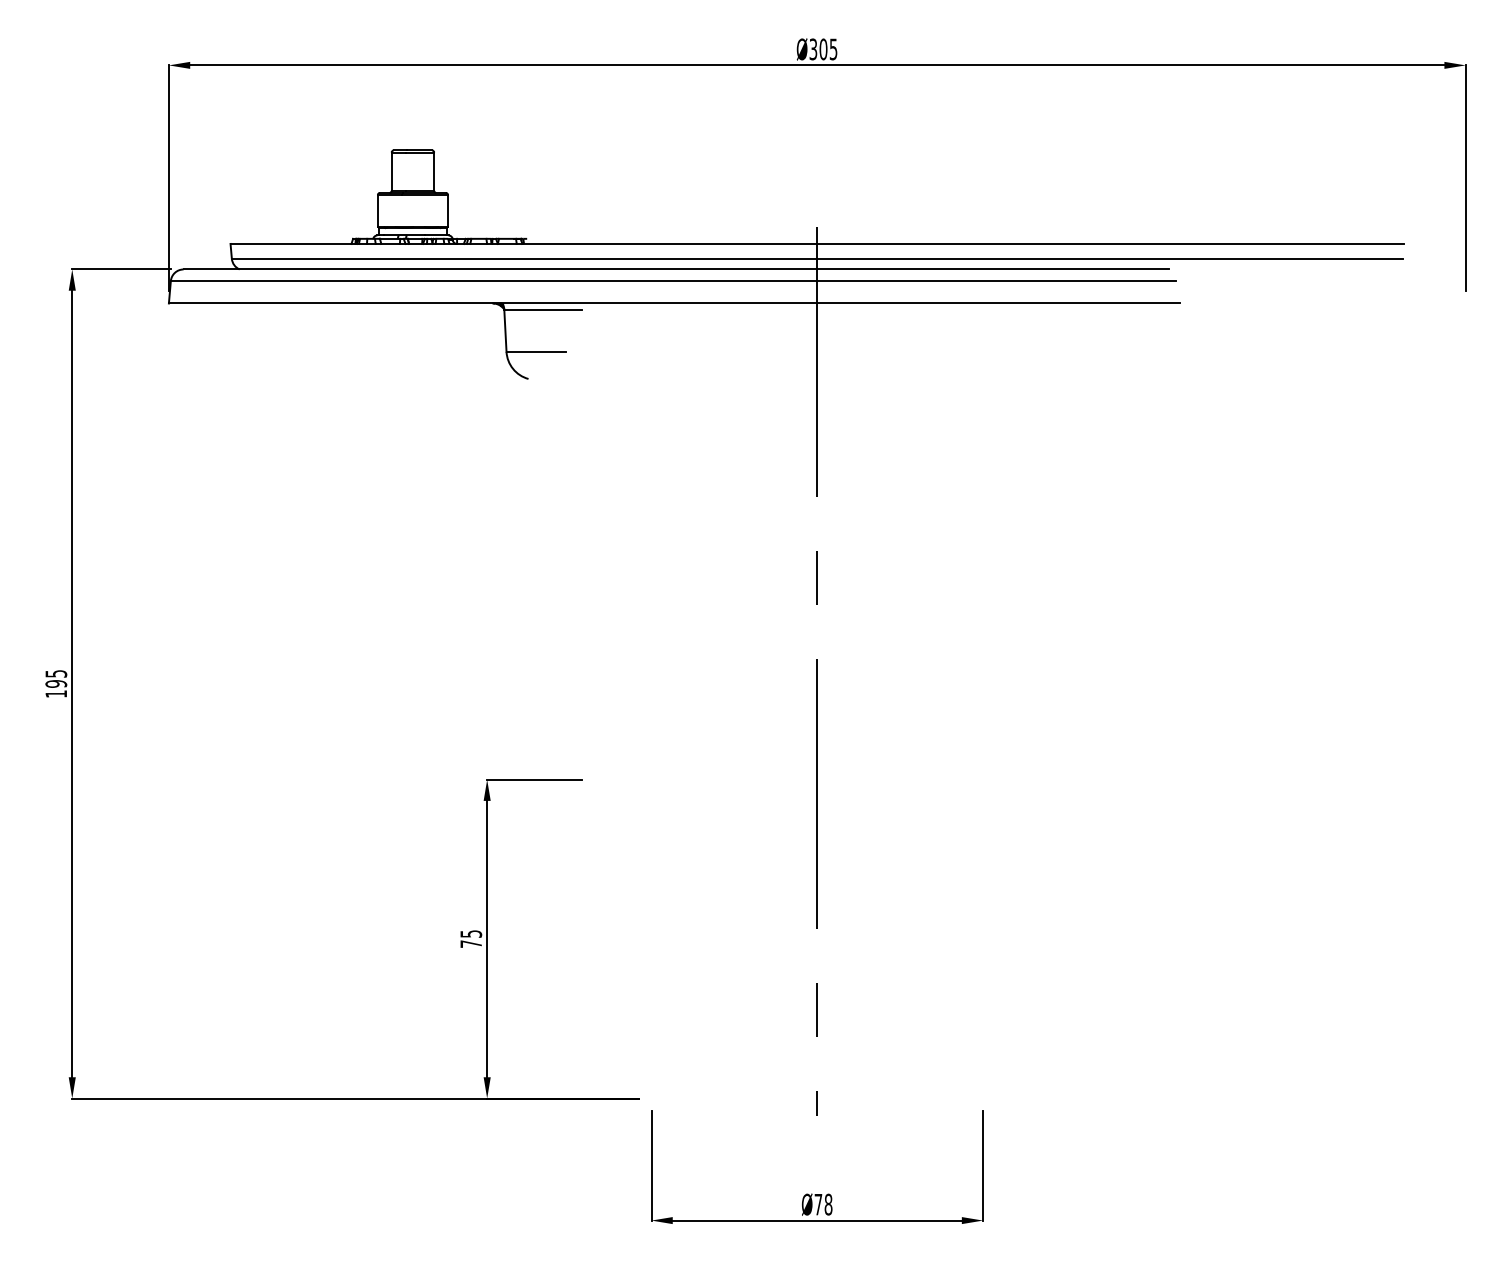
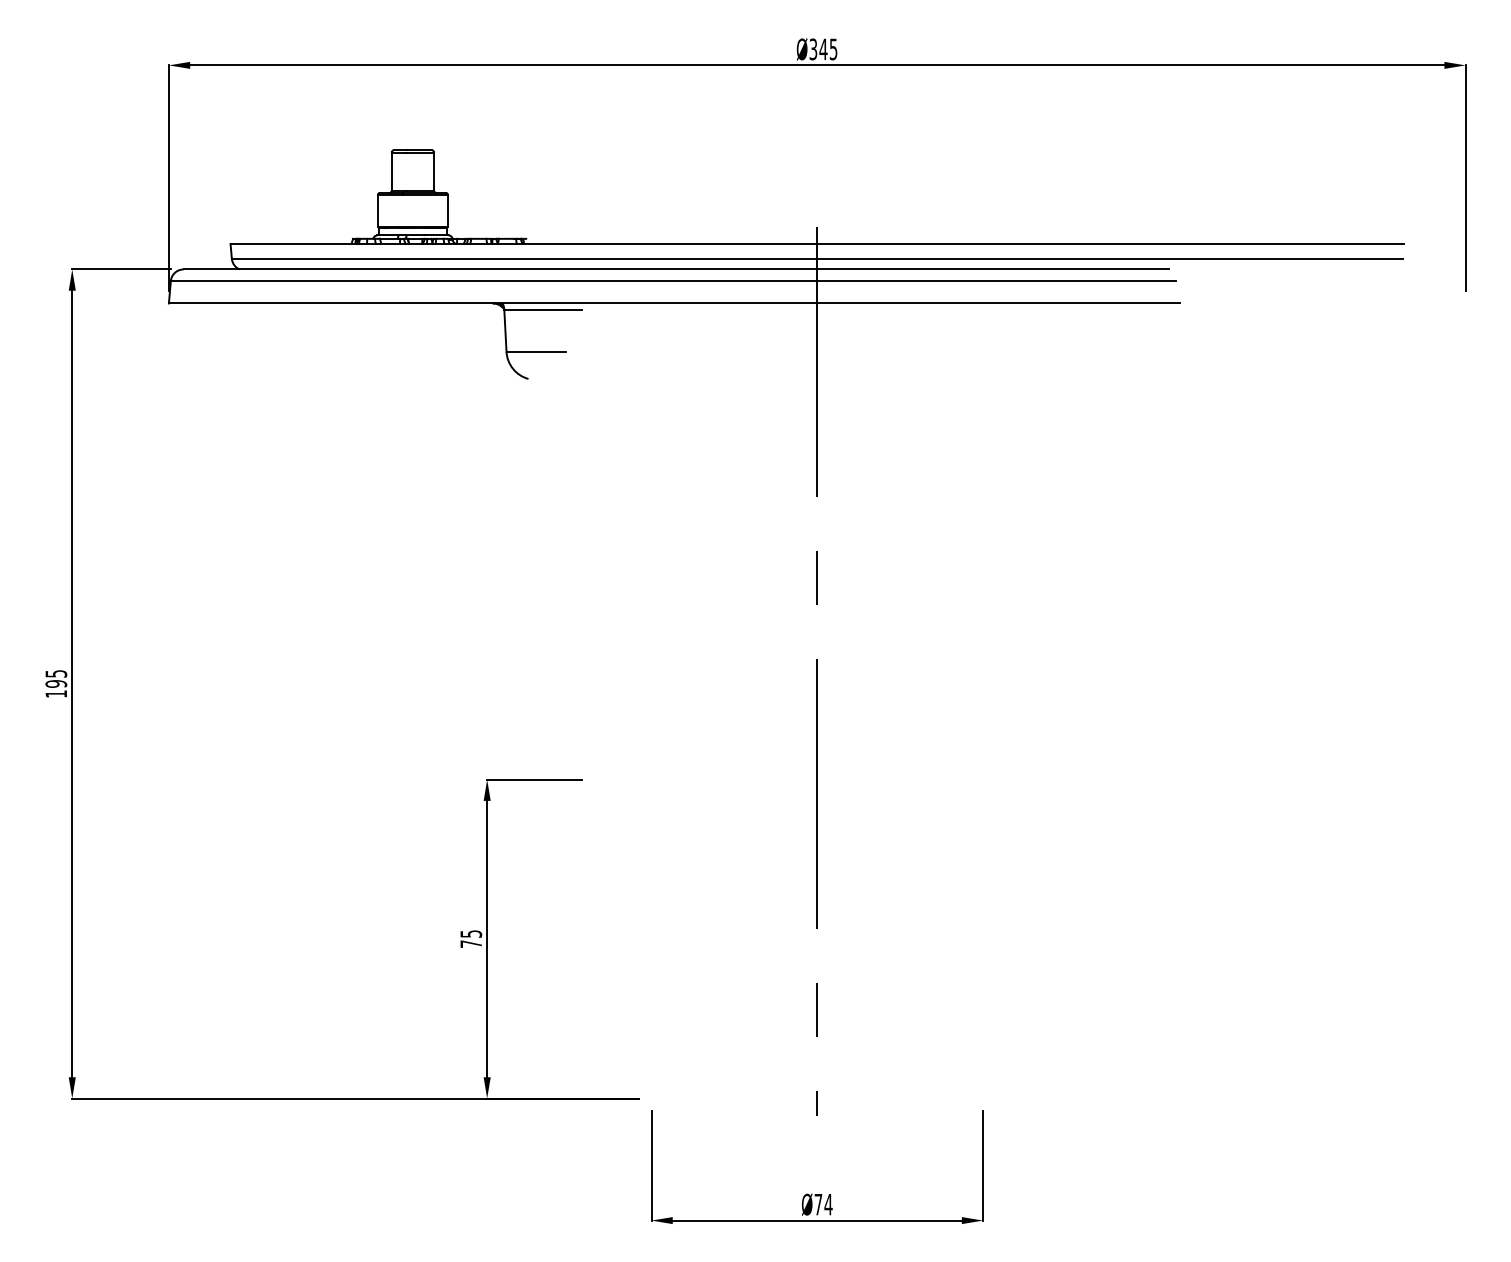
text: Ø305 -> Ø345 (823, 49)
text: Ø78 -> Ø74 (828, 1204)
